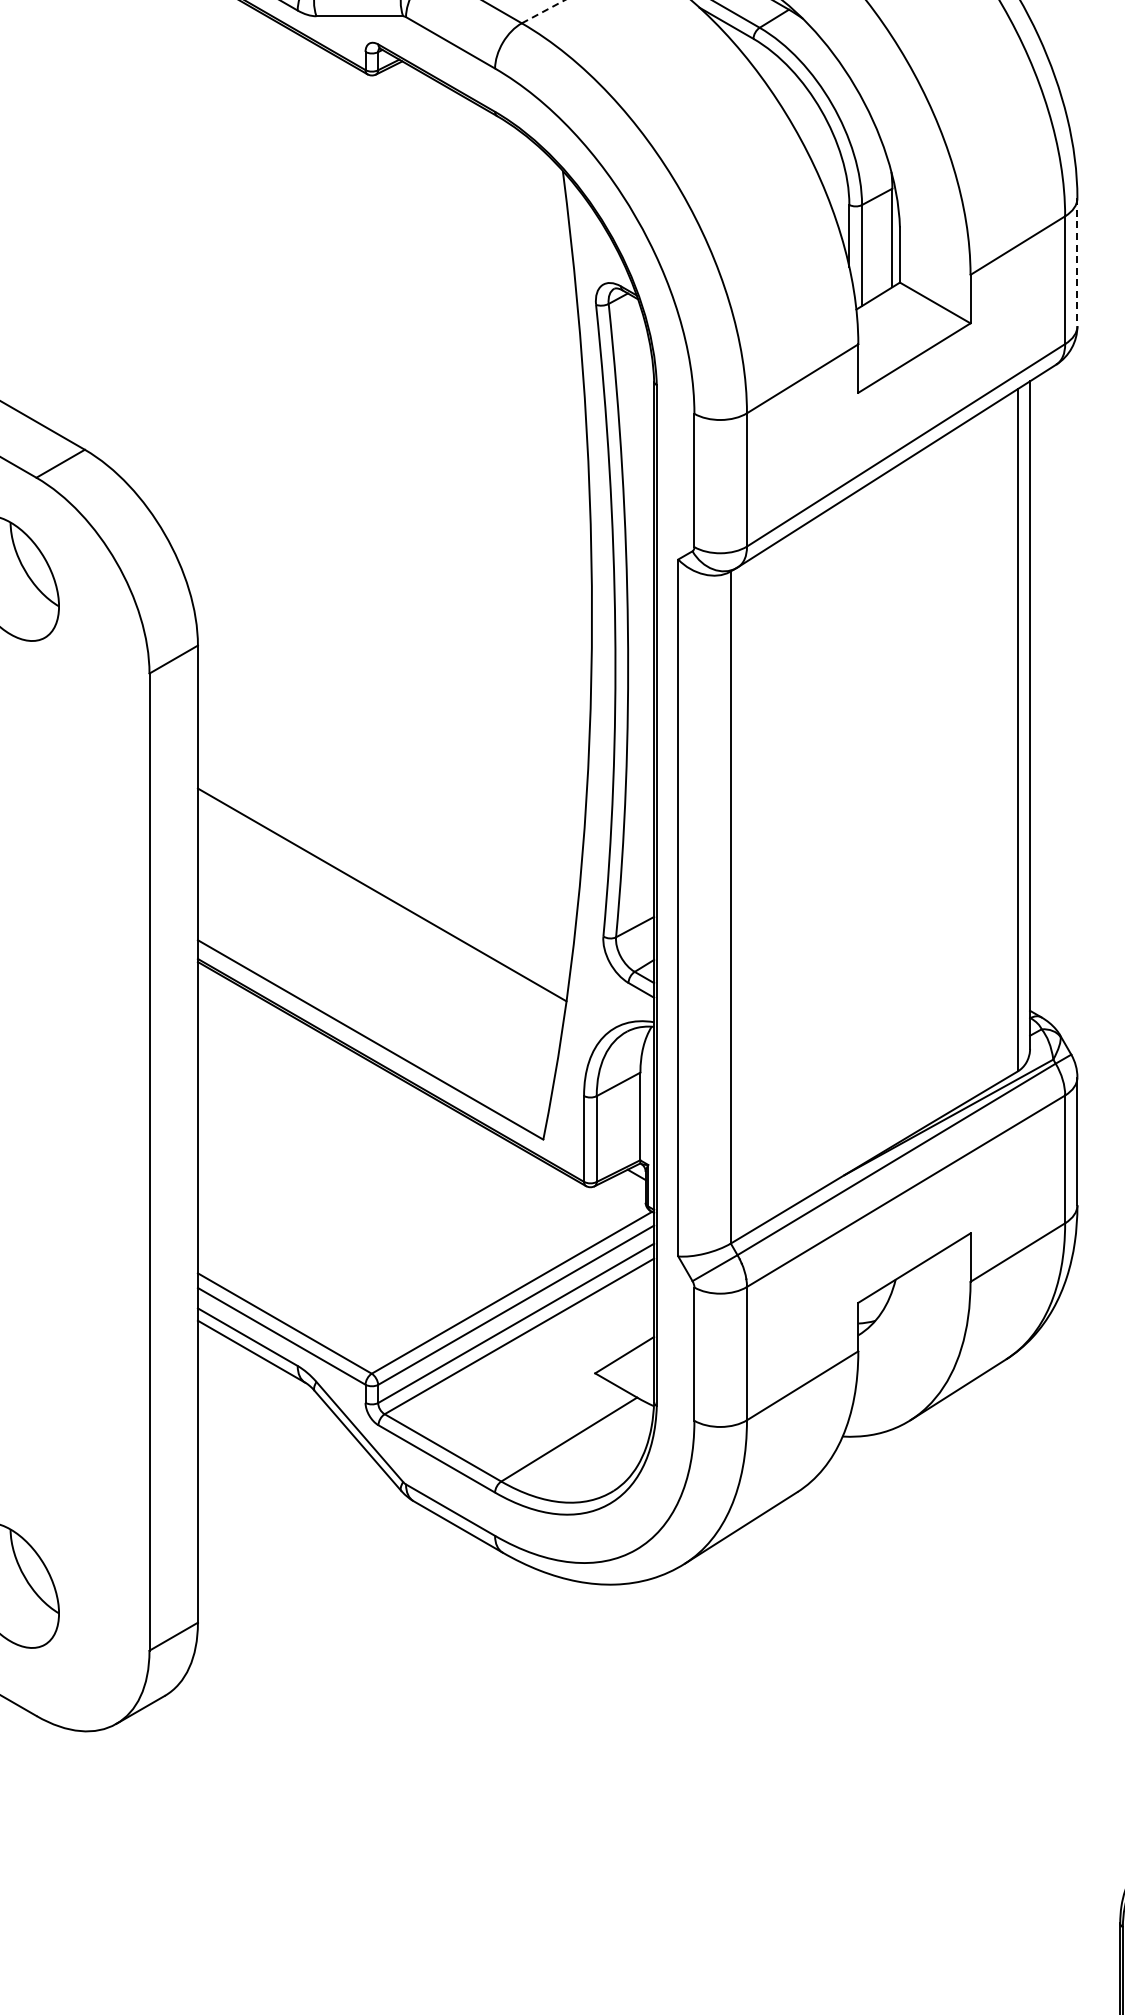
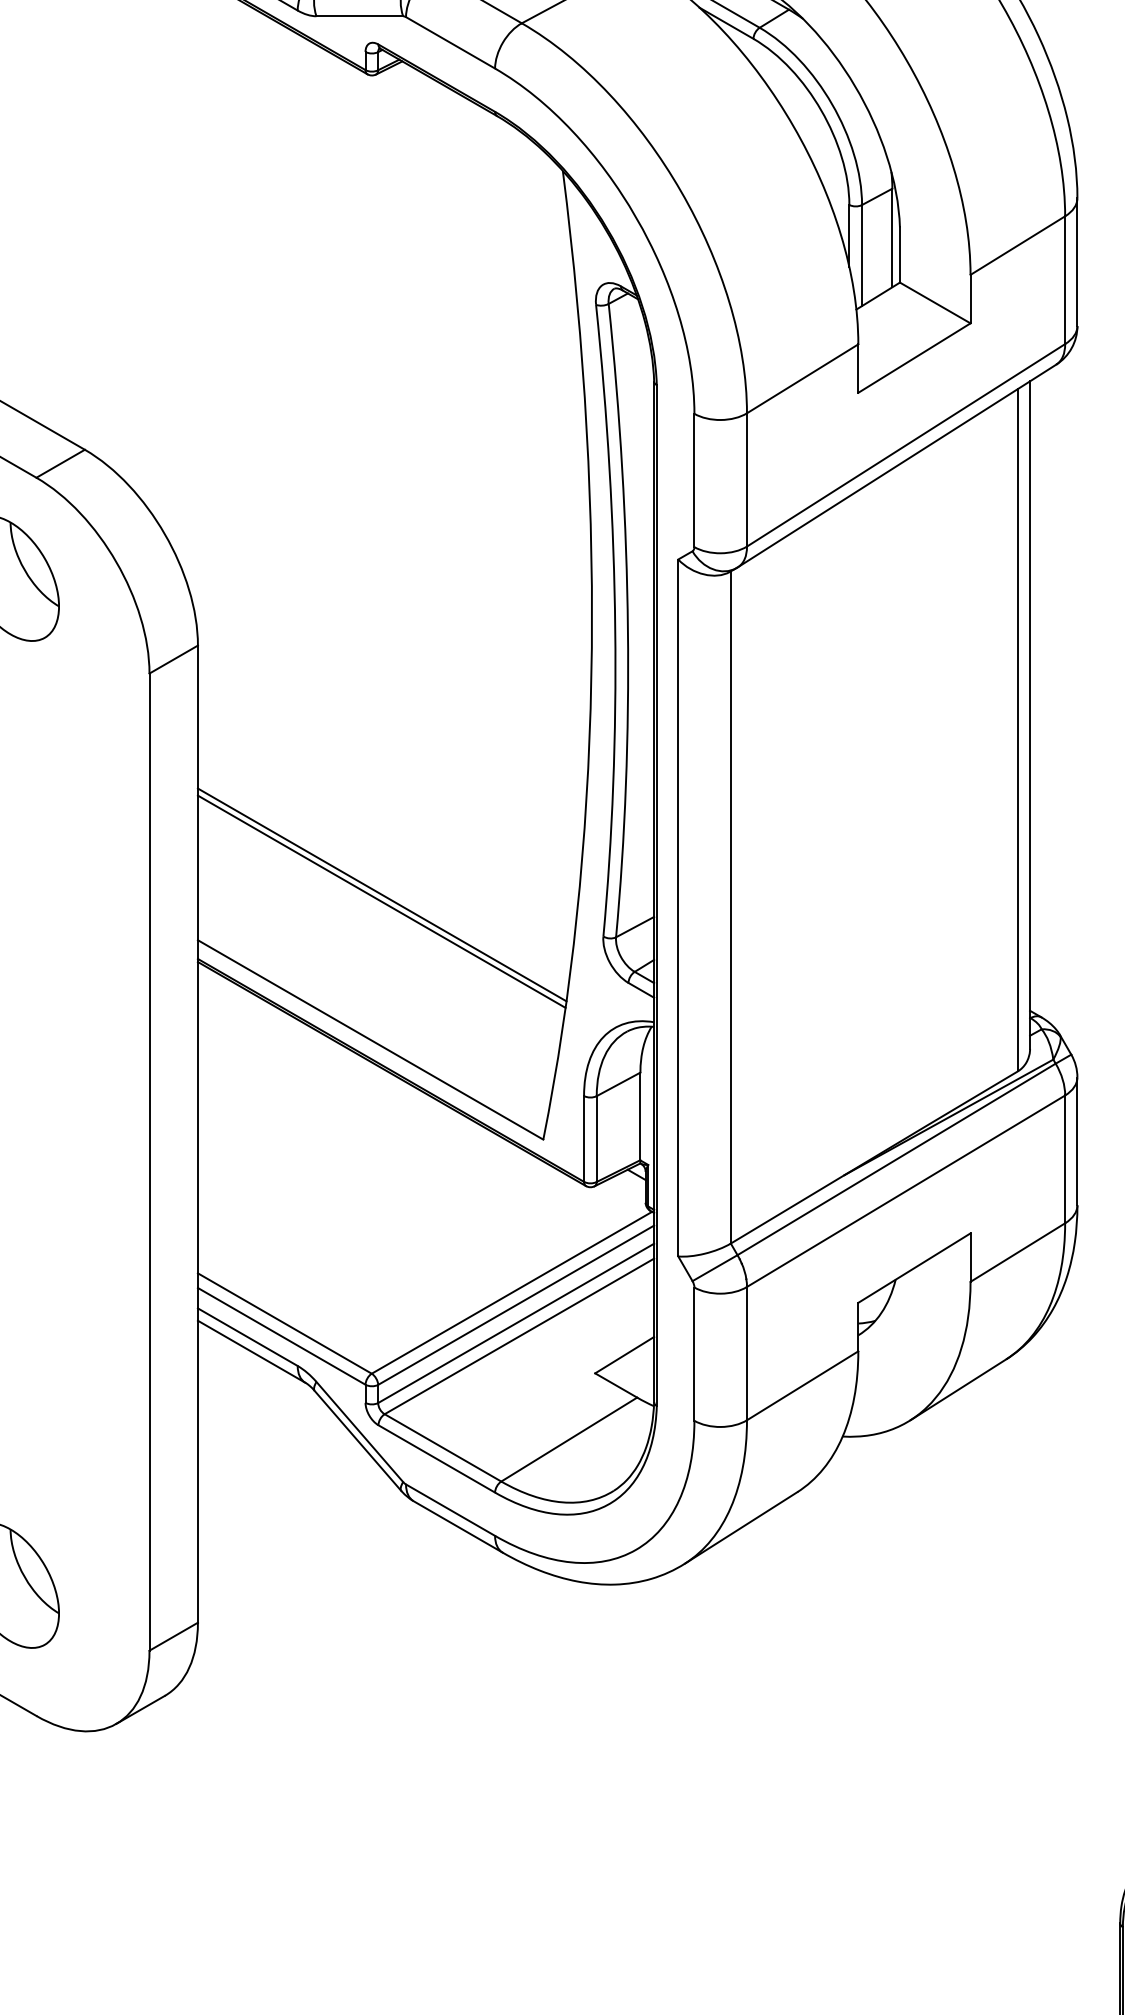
line: dashed -> solid (543, 11)
line: dashed -> solid (1077, 262)
line: none -> present (381, 901)
